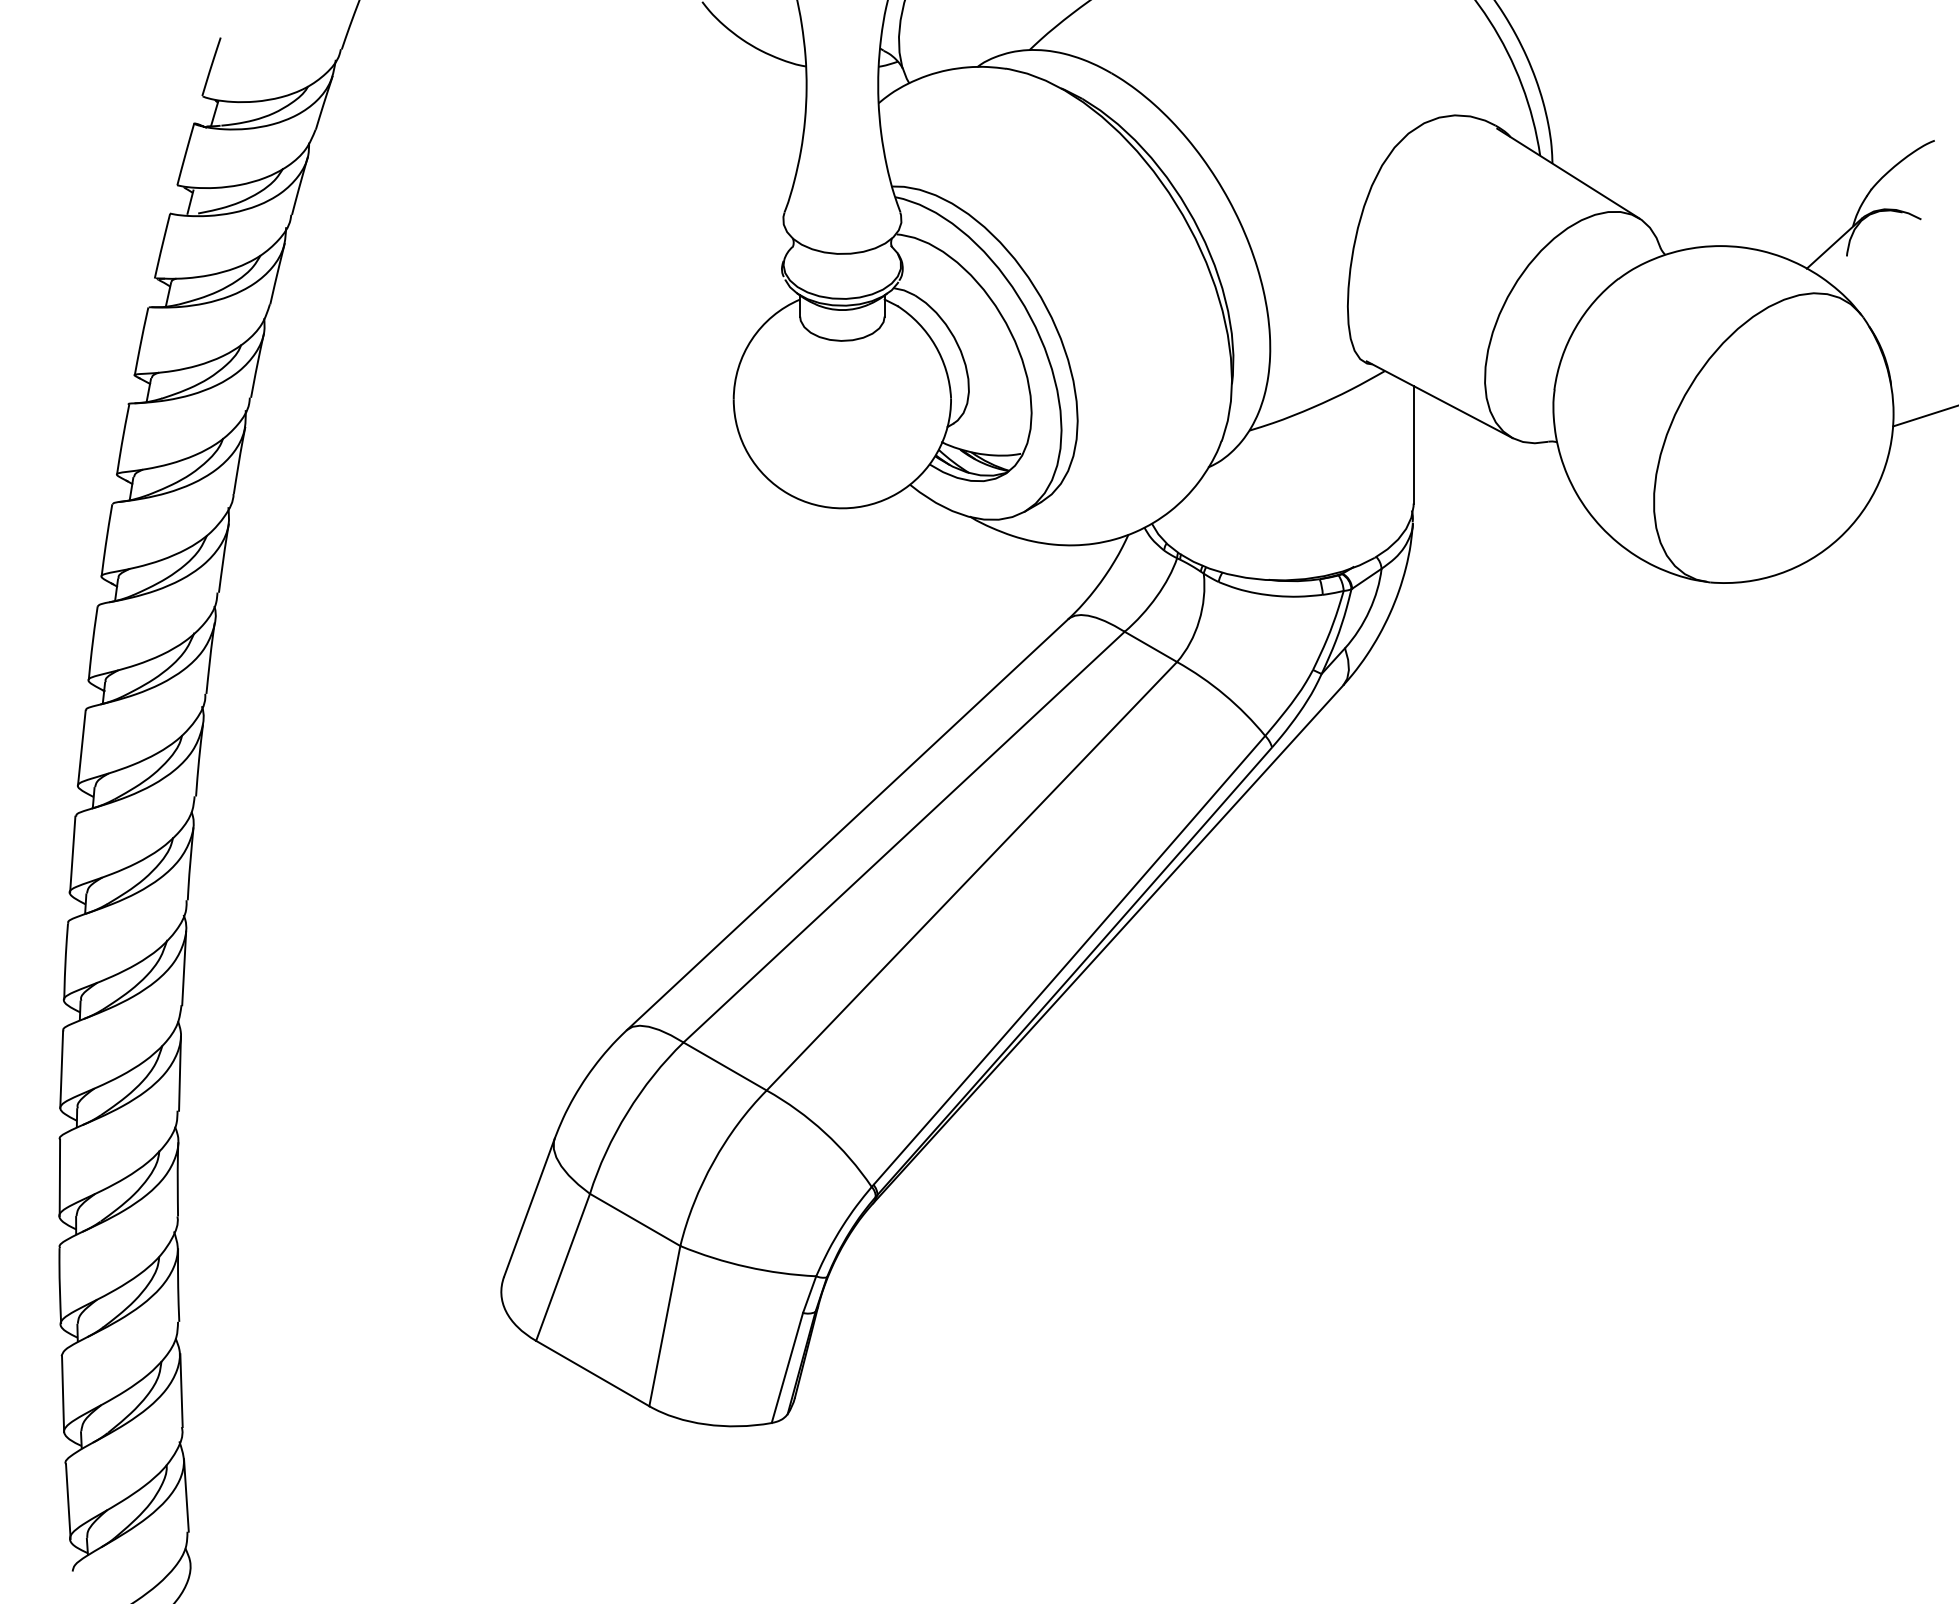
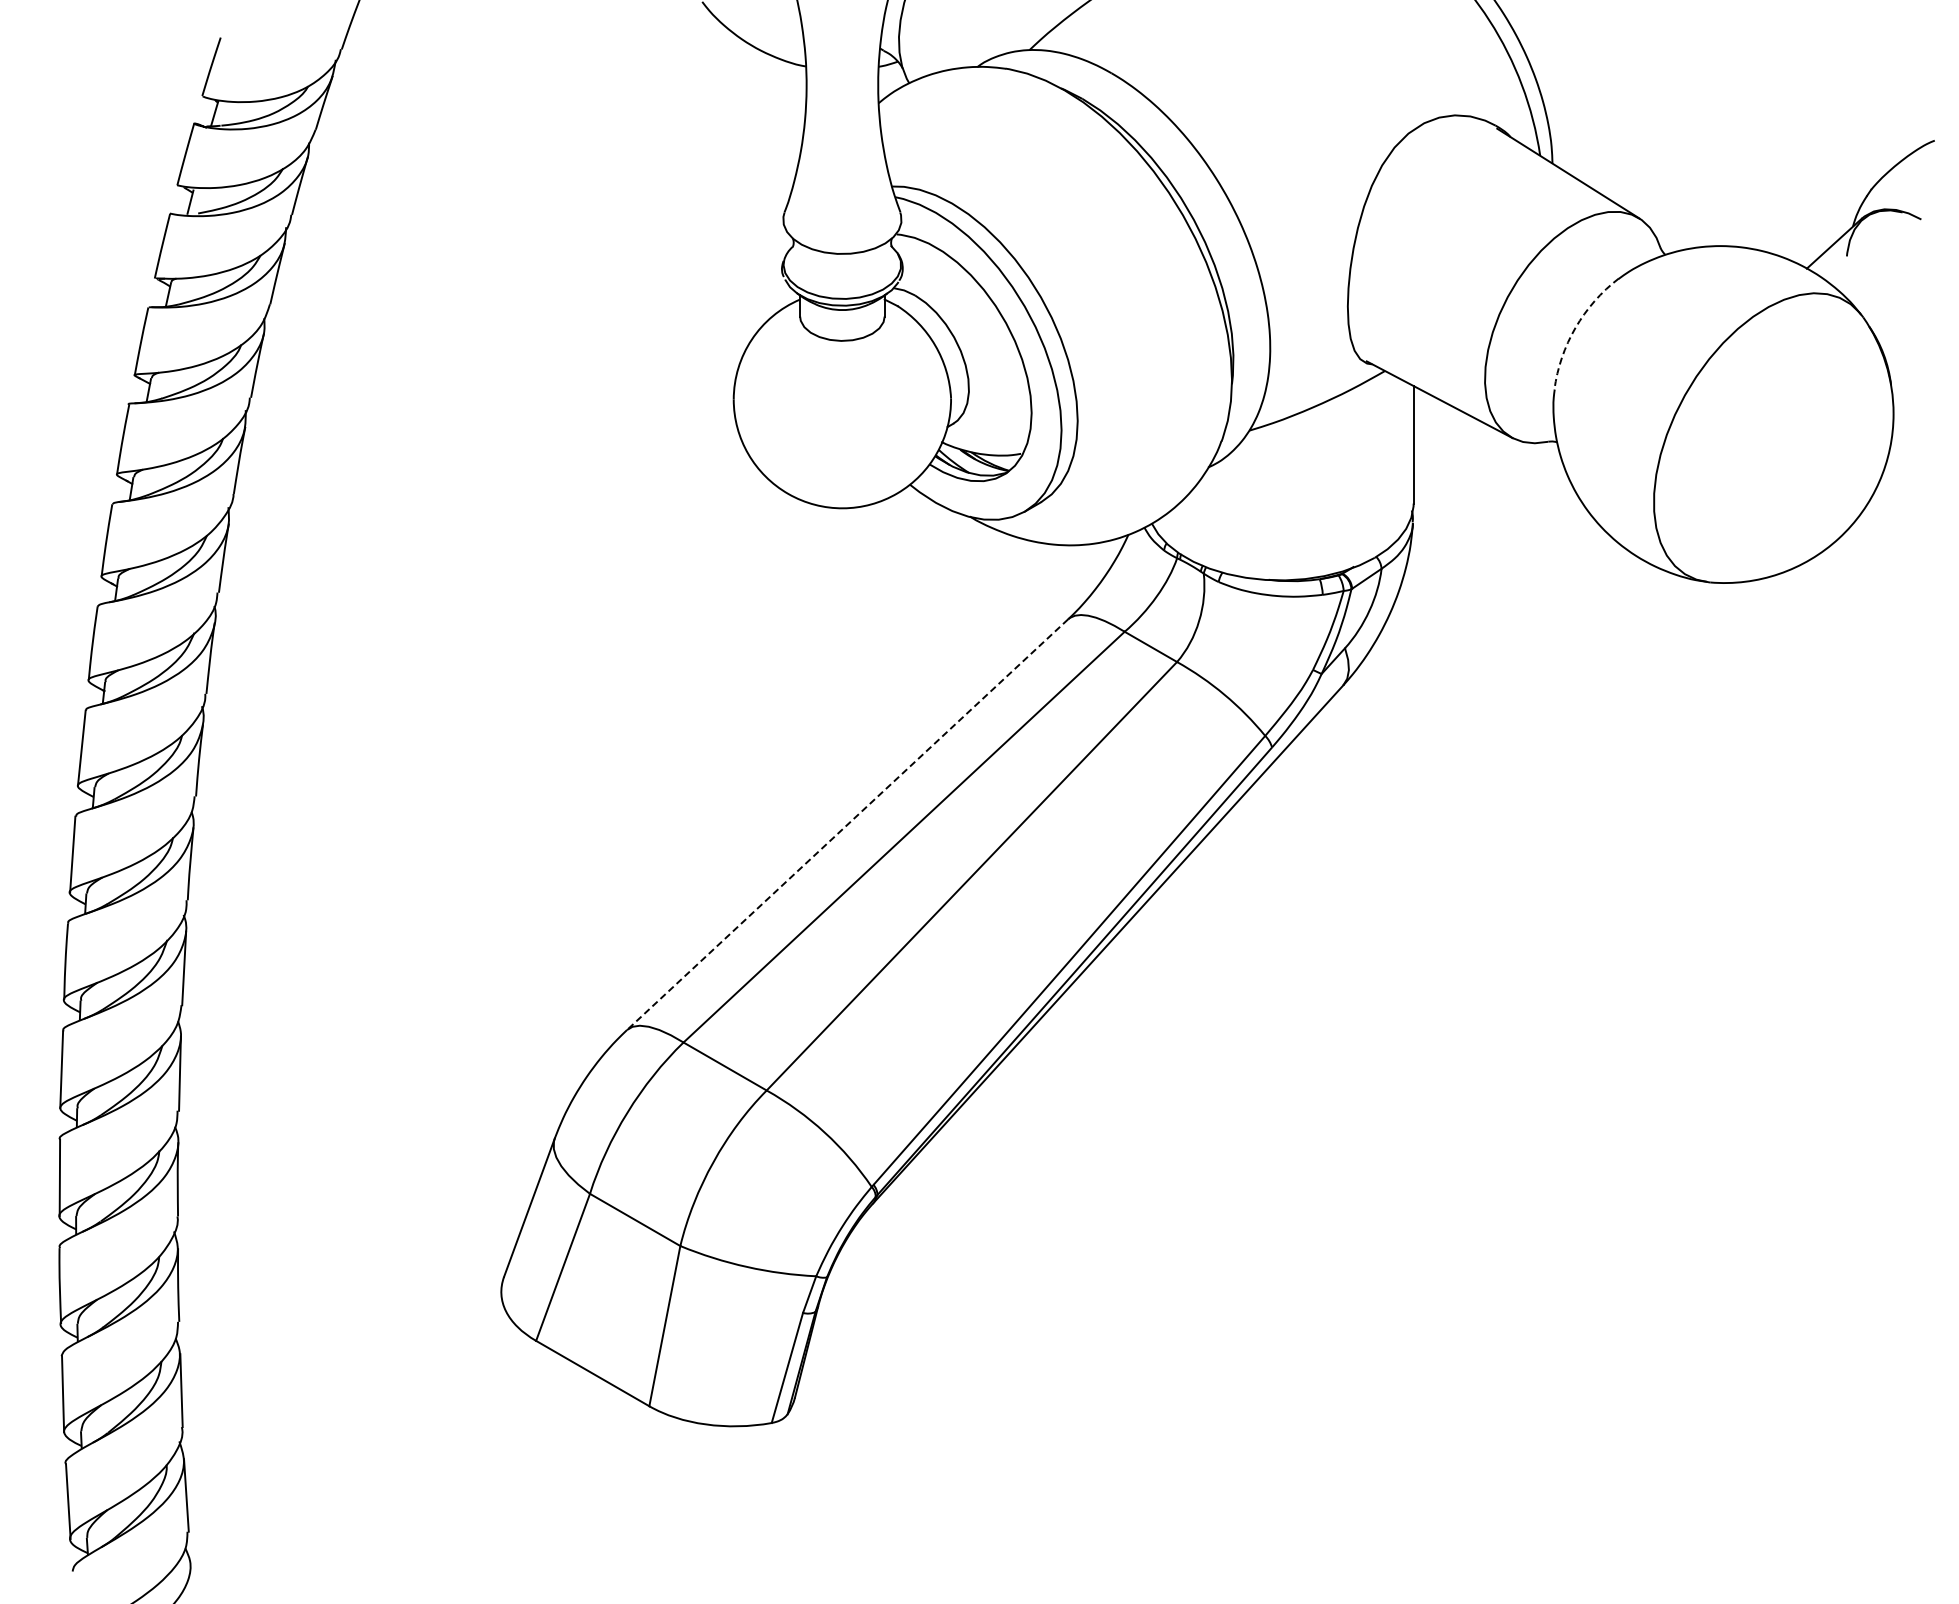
arc: solid -> dashed (1575, 327)
line: present -> none (1924, 416)
line: solid -> dashed (847, 825)
